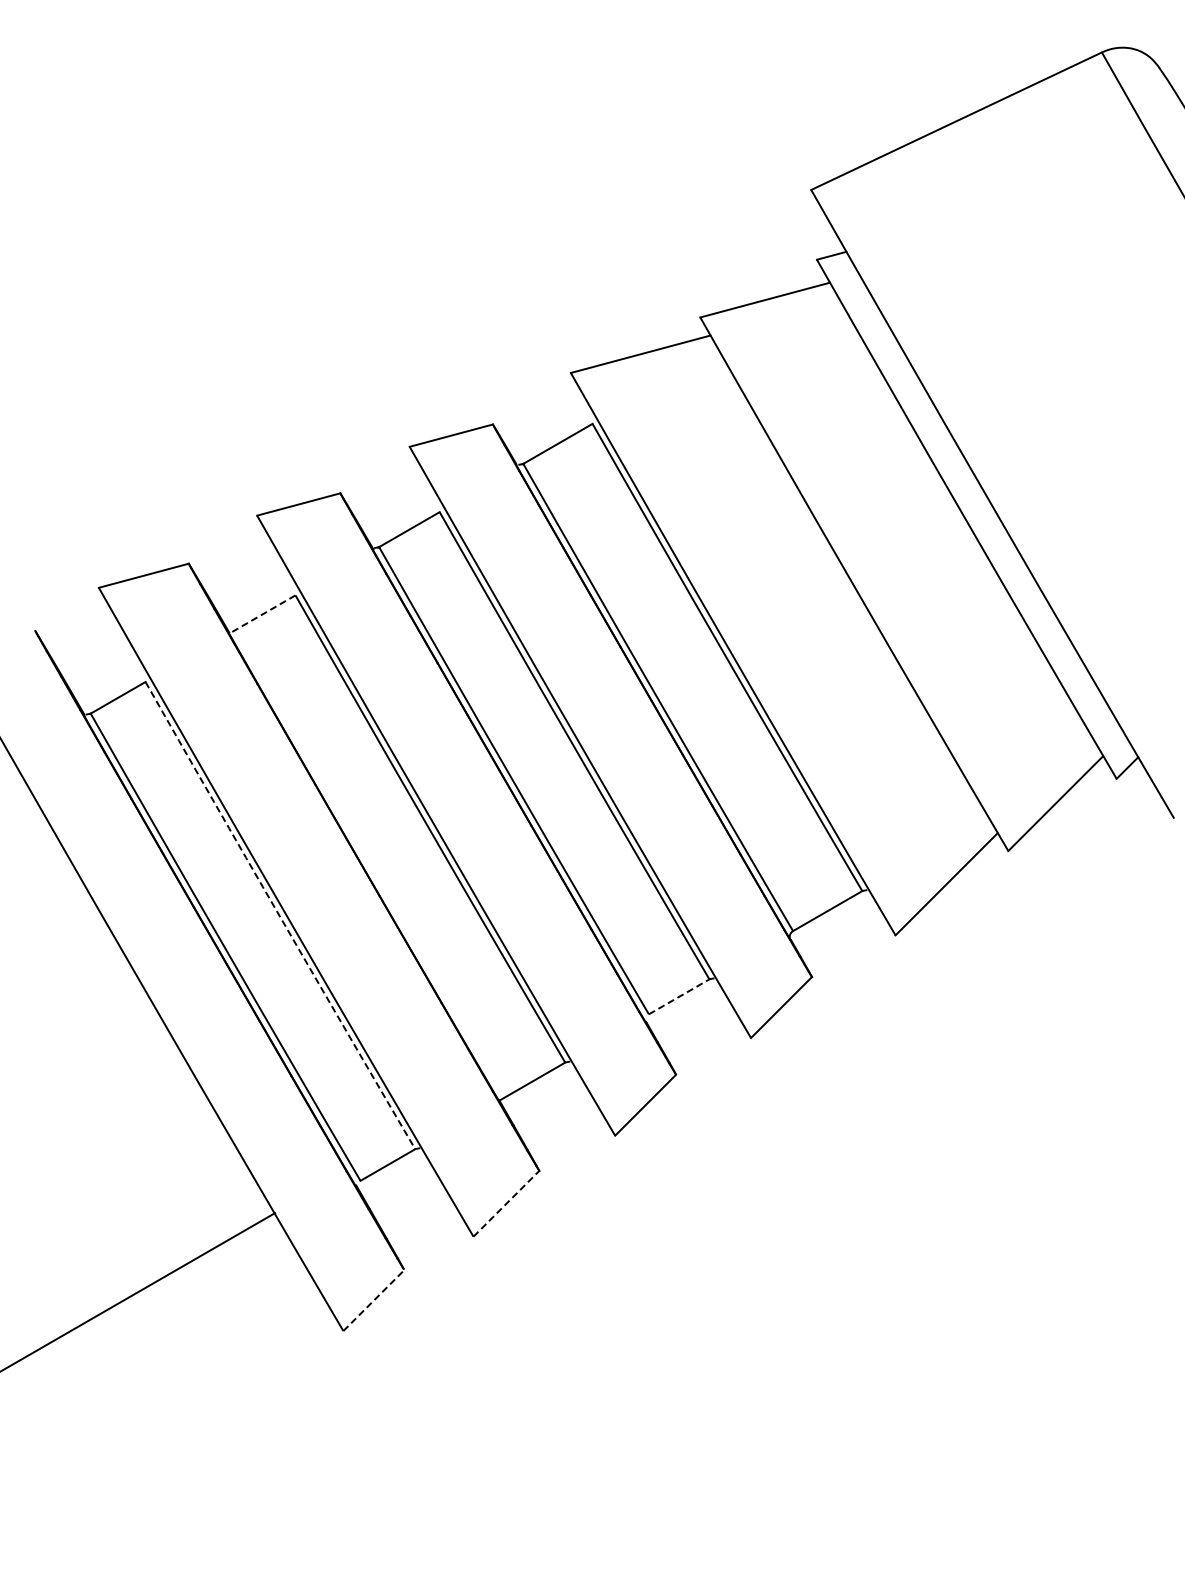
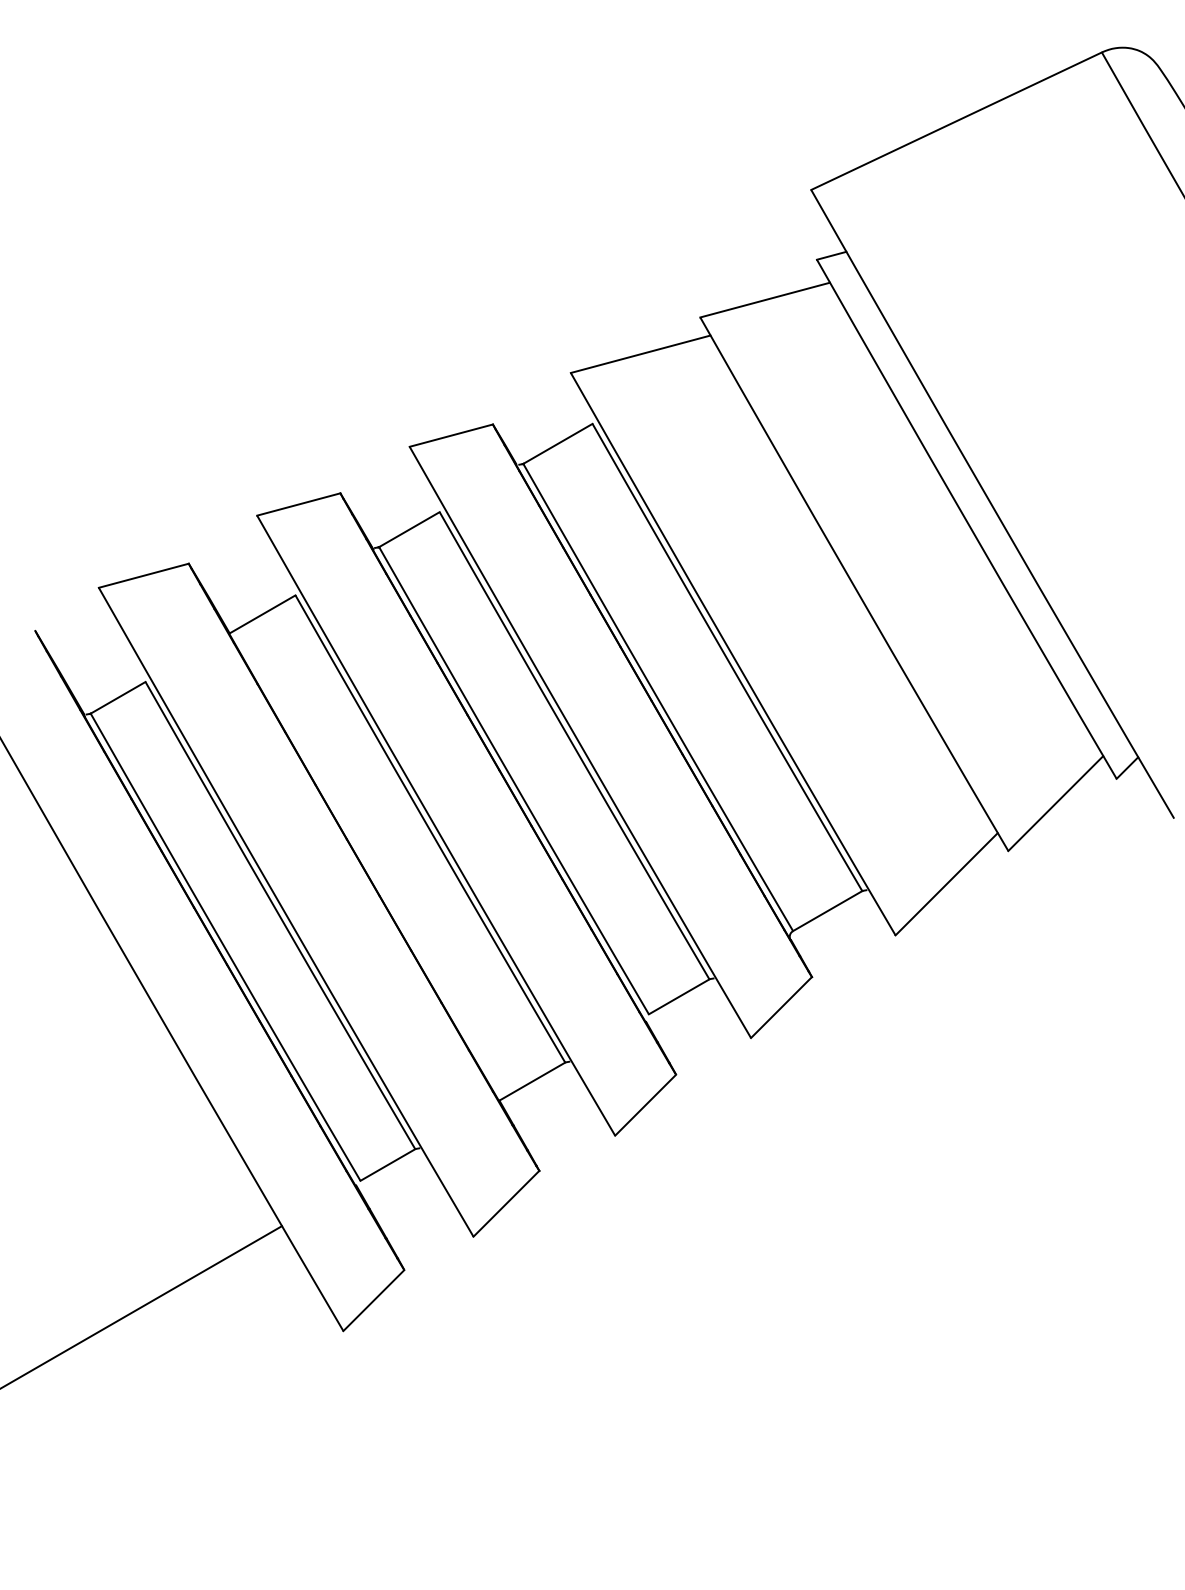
line: dashed -> solid (261, 614)
arc: dashed -> solid (279, 916)
line: dashed -> solid (679, 996)
line: dashed -> solid (506, 1203)
line position: (138, 1291) -> (141, 1306) (141, 1306)
line: dashed -> solid (374, 1300)
